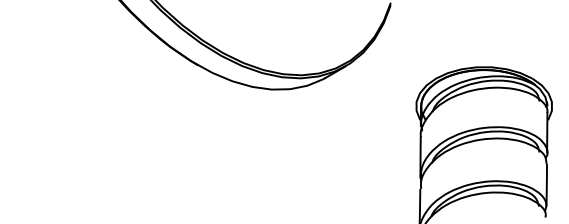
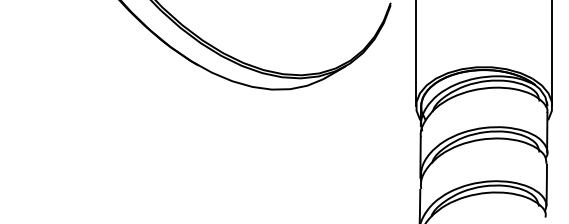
line: none -> present (416, 54)
line: none -> present (552, 54)
